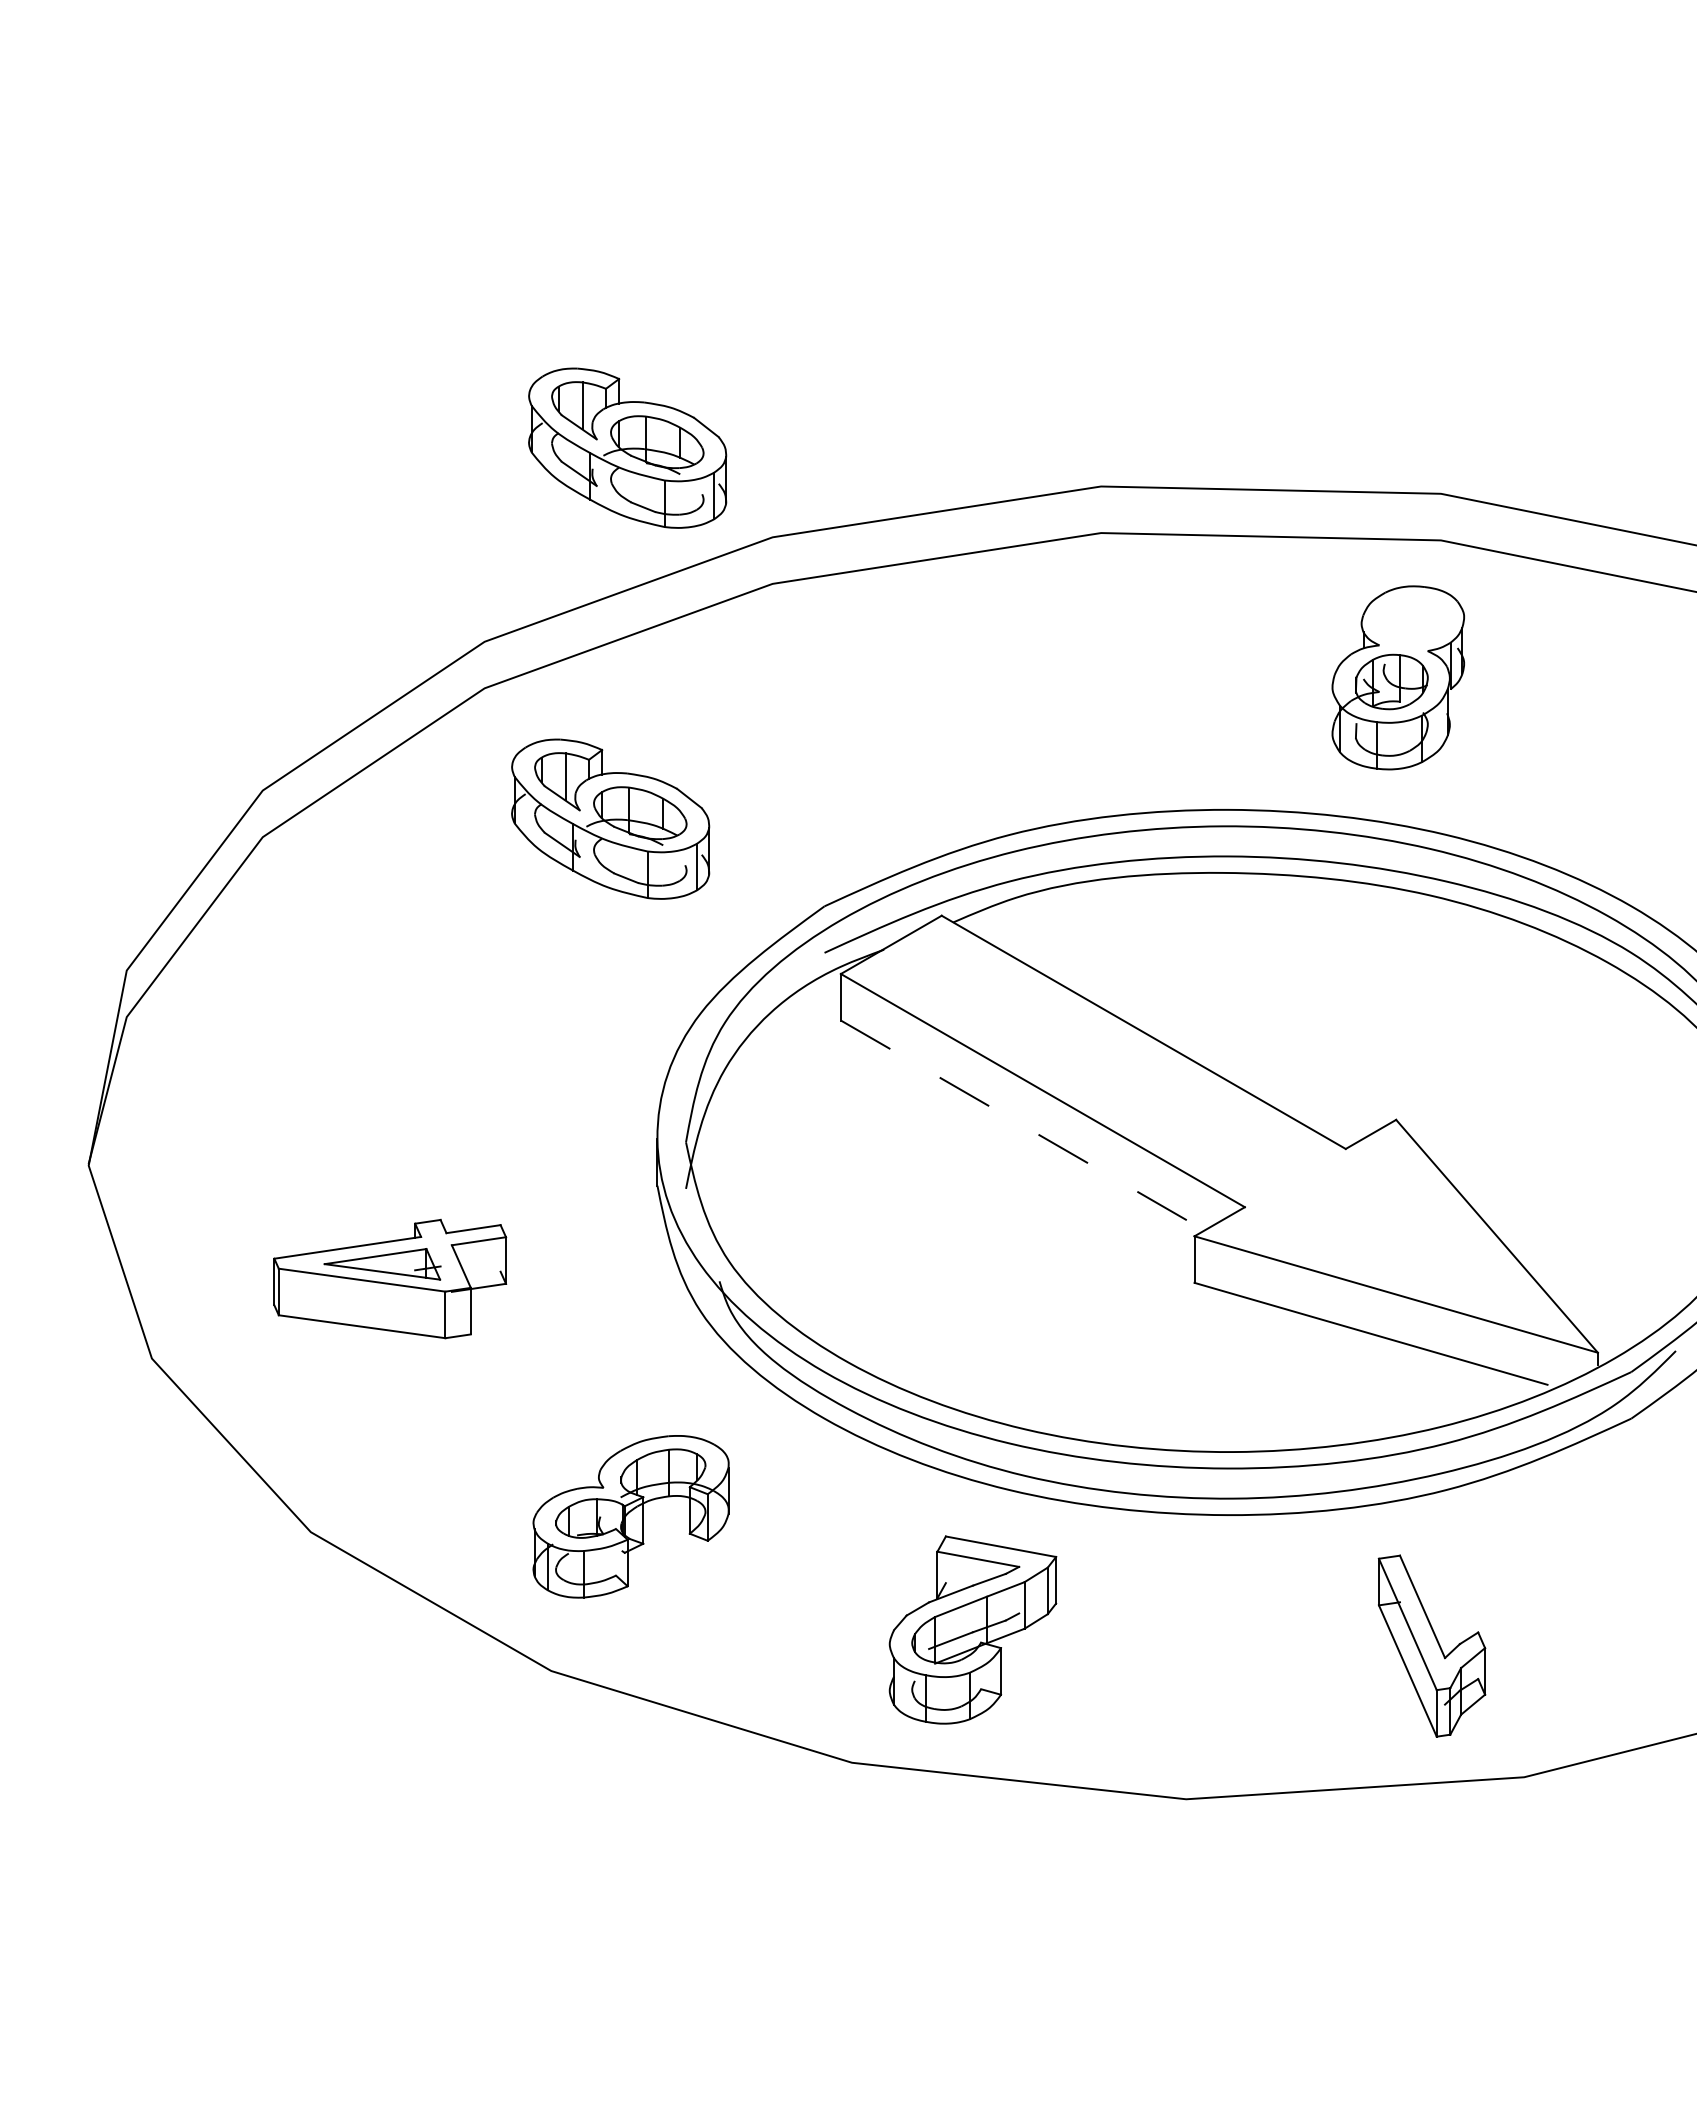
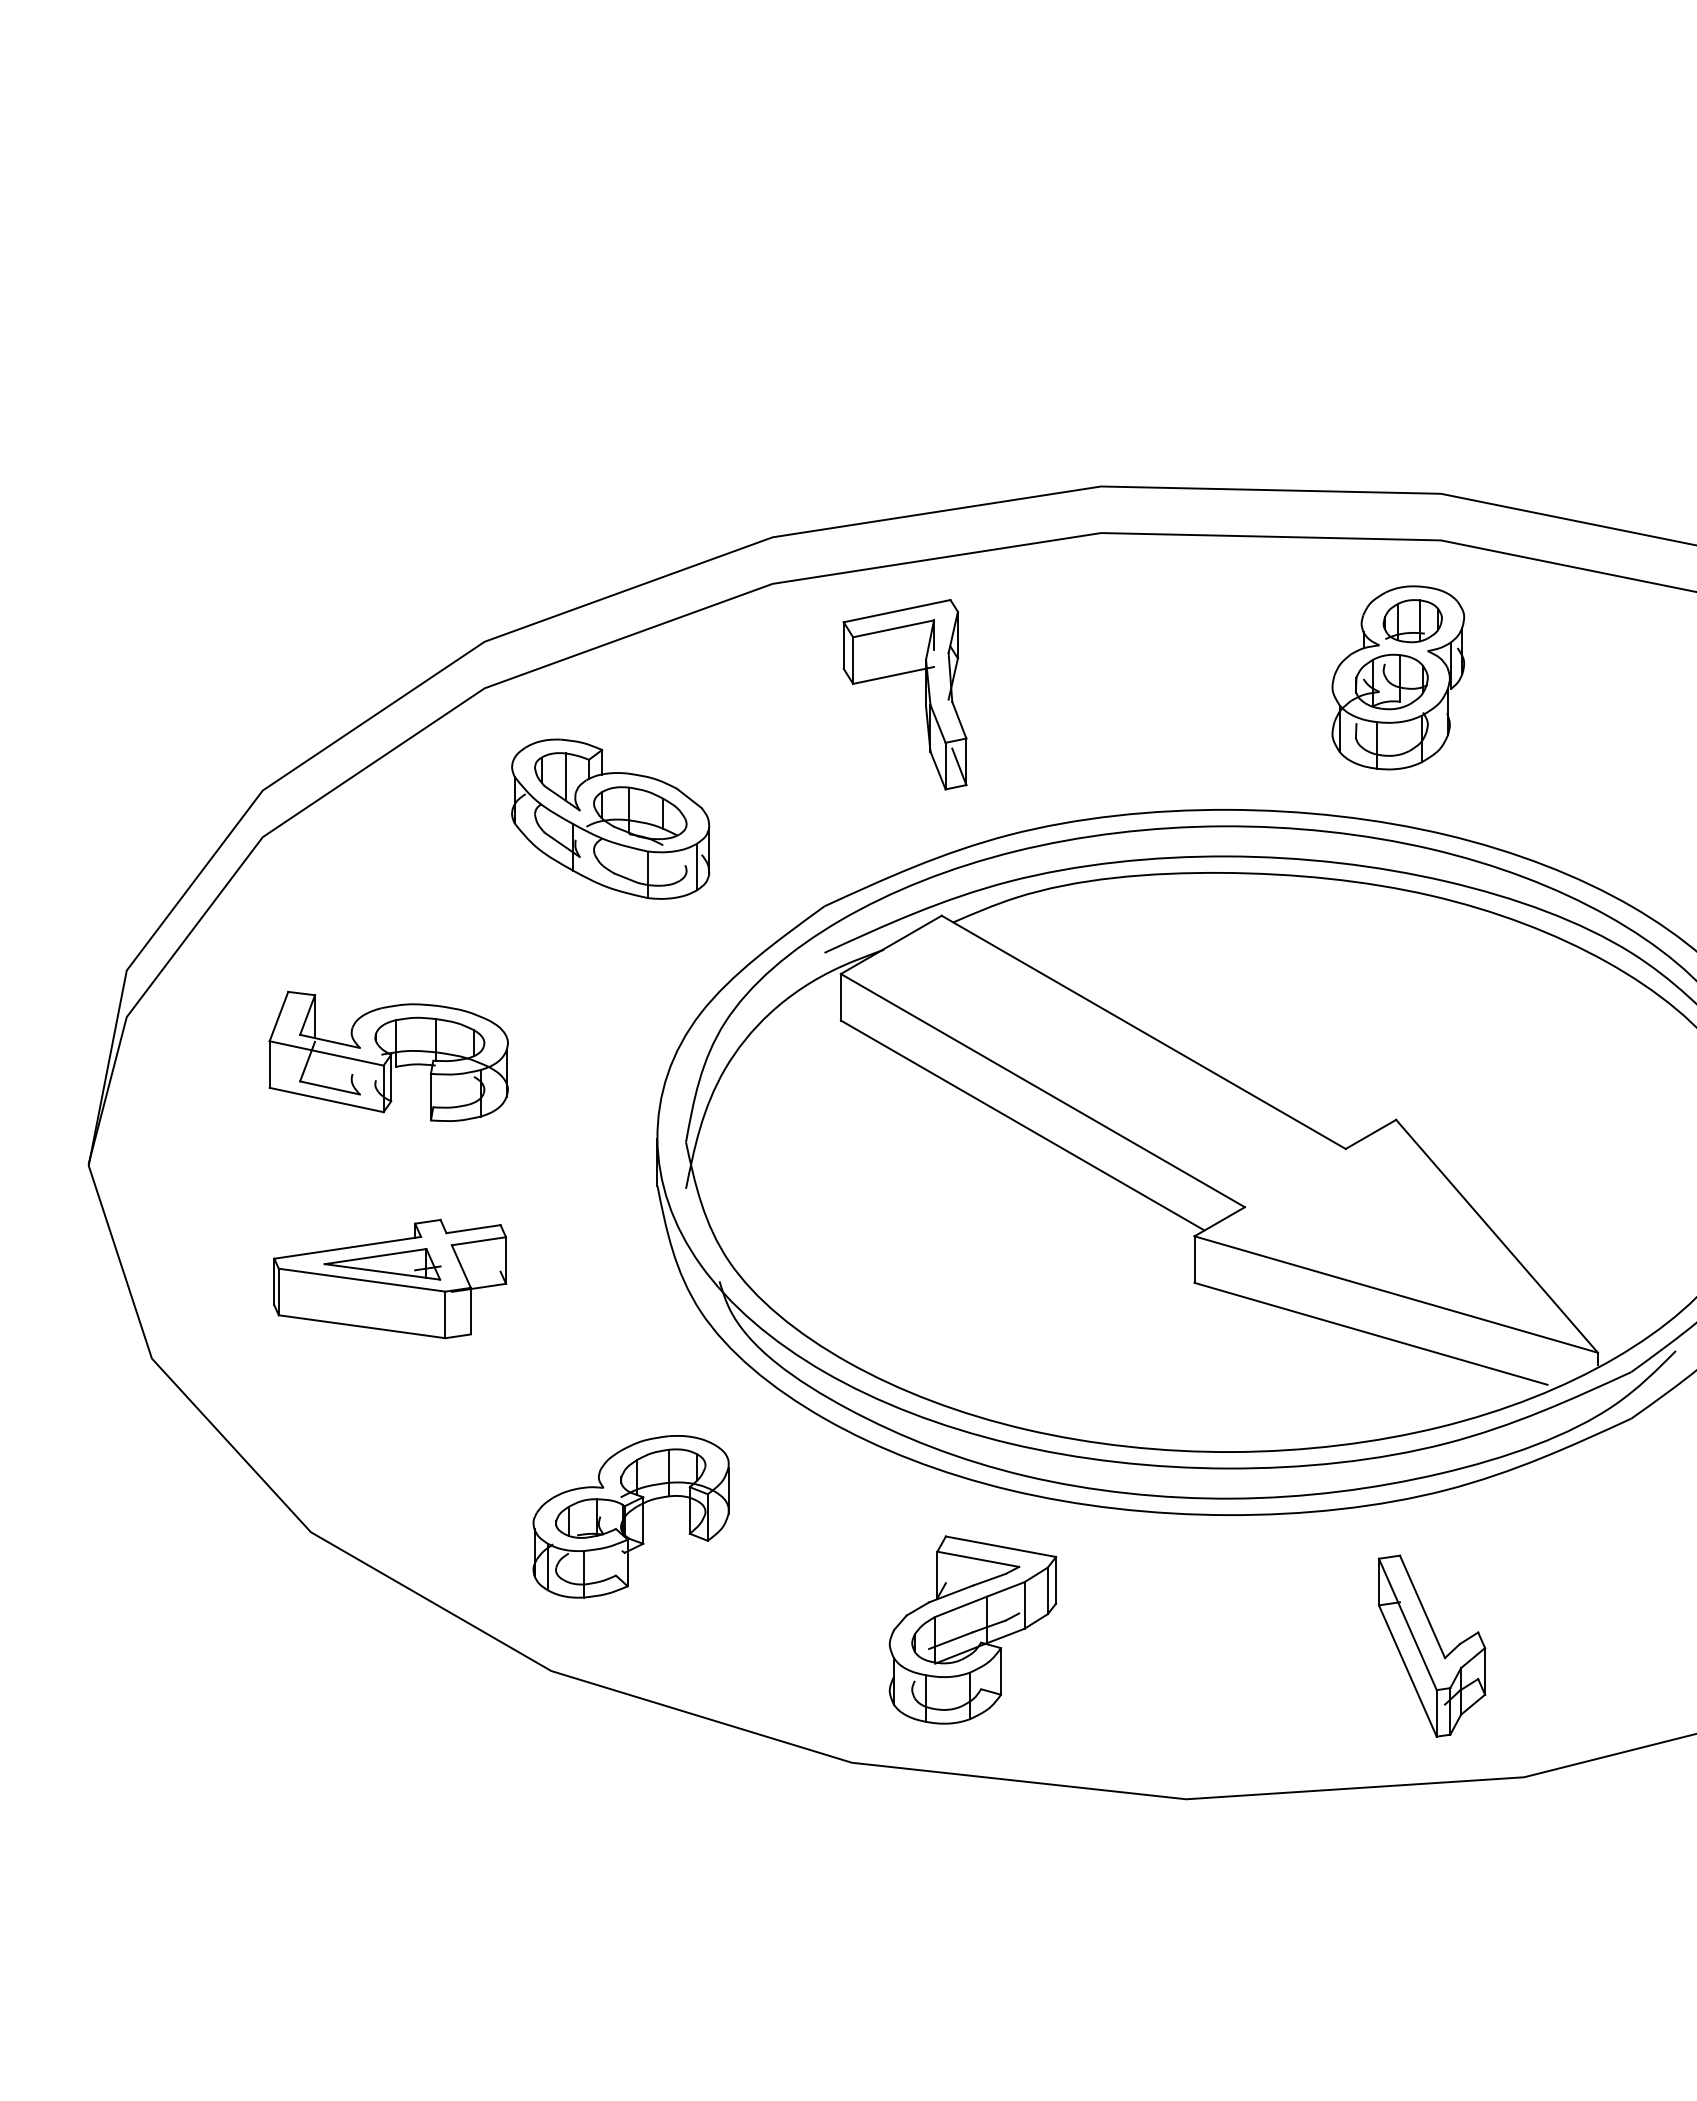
part: present -> none (627, 447)
part: none -> present (1412, 621)
part: none -> present (899, 675)
part: none -> present (388, 1055)
line: dashed -> solid (1022, 1125)
